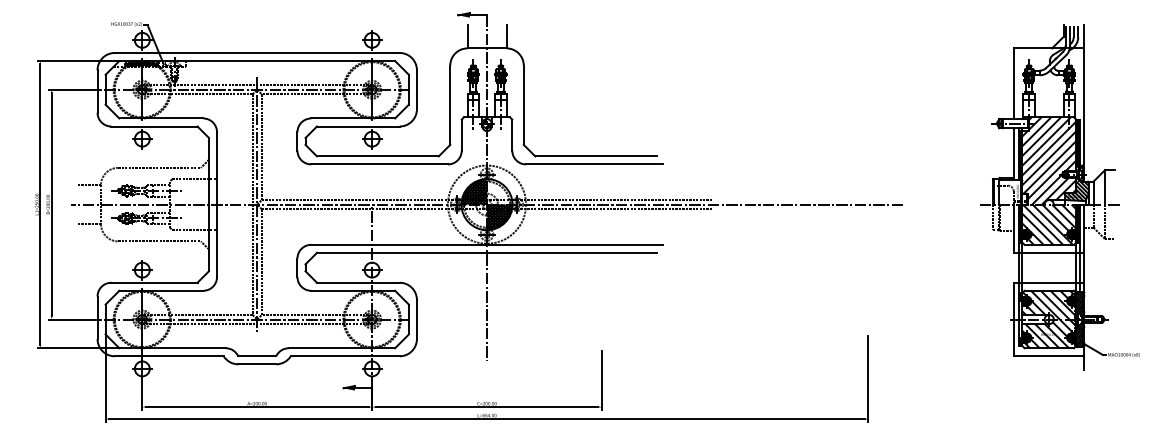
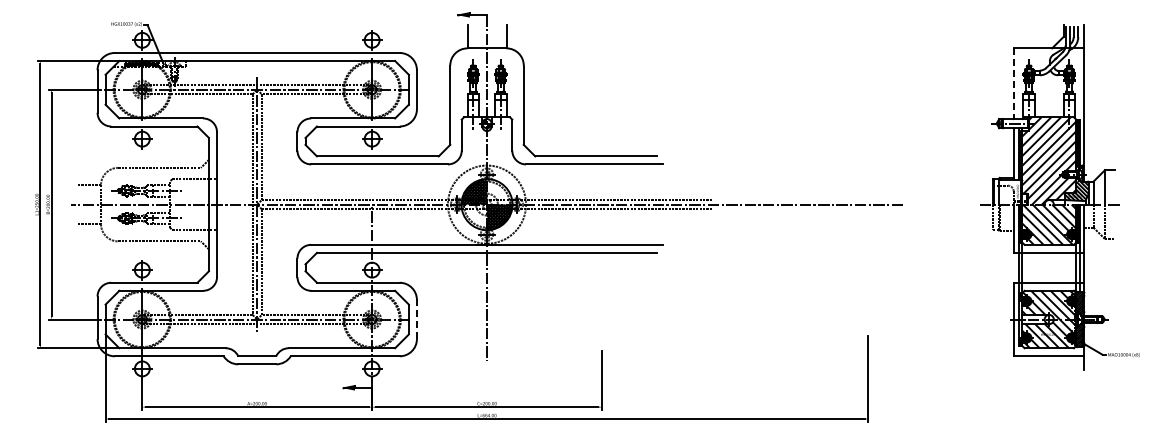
line: solid -> dashed (1014, 84)
line: solid -> dashed (416, 318)
